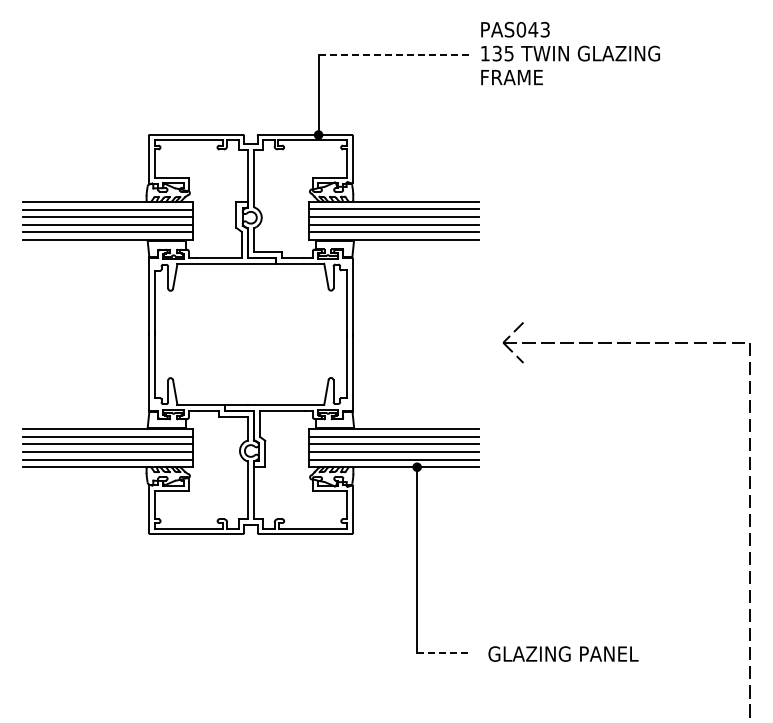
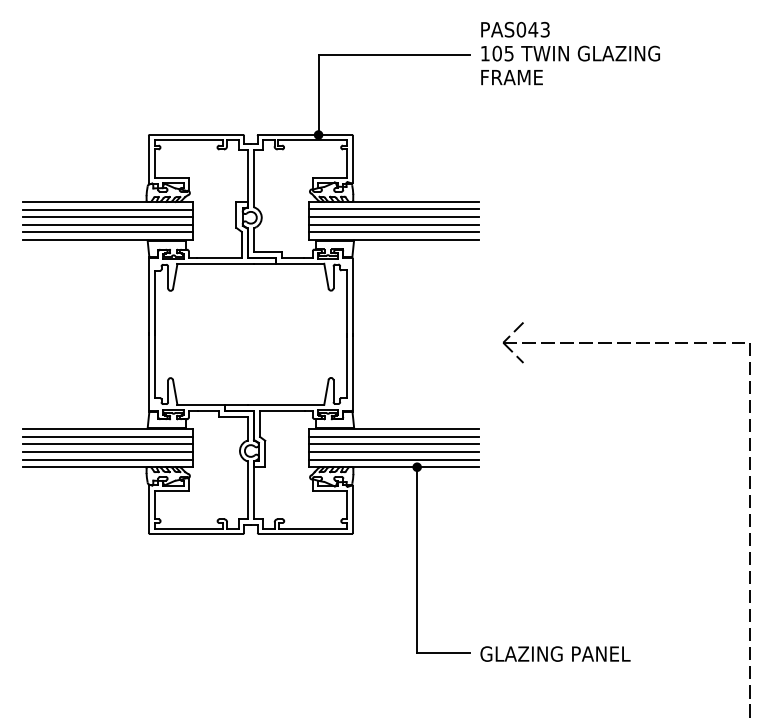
text: 135 -> 105 (496, 53)
line: dashed -> solid (394, 54)
line: dashed -> solid (444, 653)
text position: (563, 653) -> (555, 653) (555, 653)
